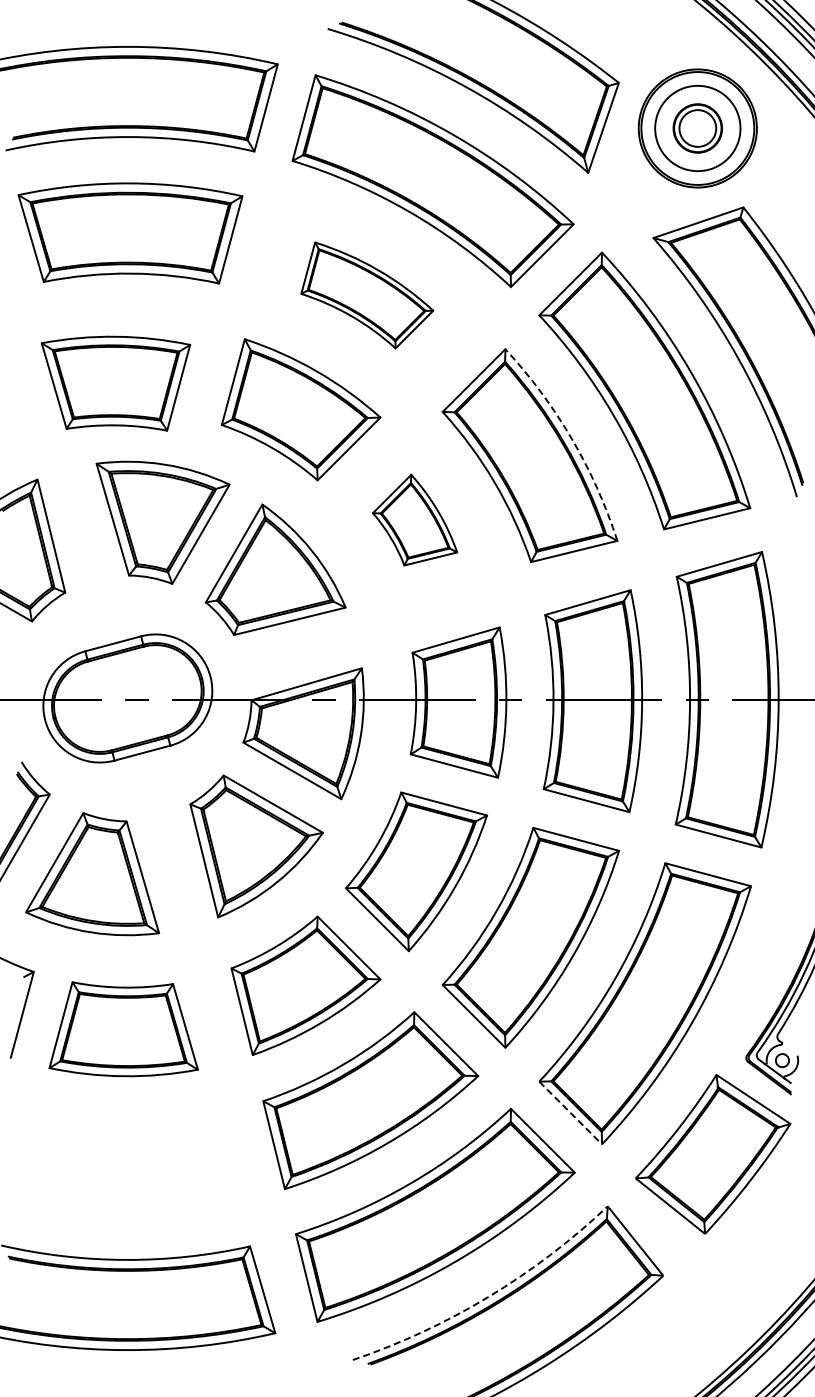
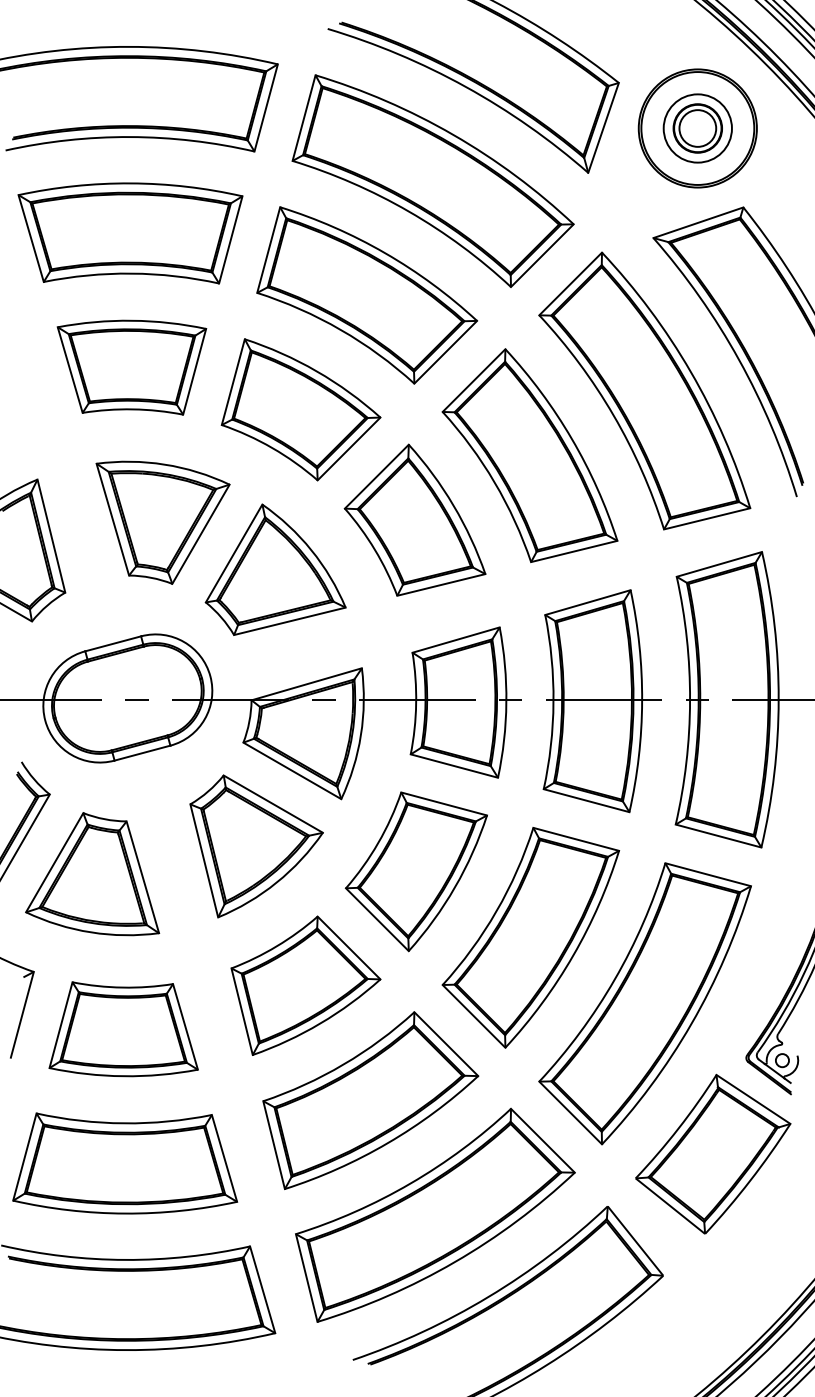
circle diameter: 85 px -> 68 px (697, 128)
part size: 135x109 px -> 223x179 px (367, 295)
part position: (115, 383) -> (131, 367) (131, 367)
arc: dashed -> solid (571, 438)
part size: 88x94 px -> 144x154 px (414, 519)
line: dashed -> solid (571, 1113)
part: none -> present (125, 1163)
arc: dashed -> solid (488, 1296)
